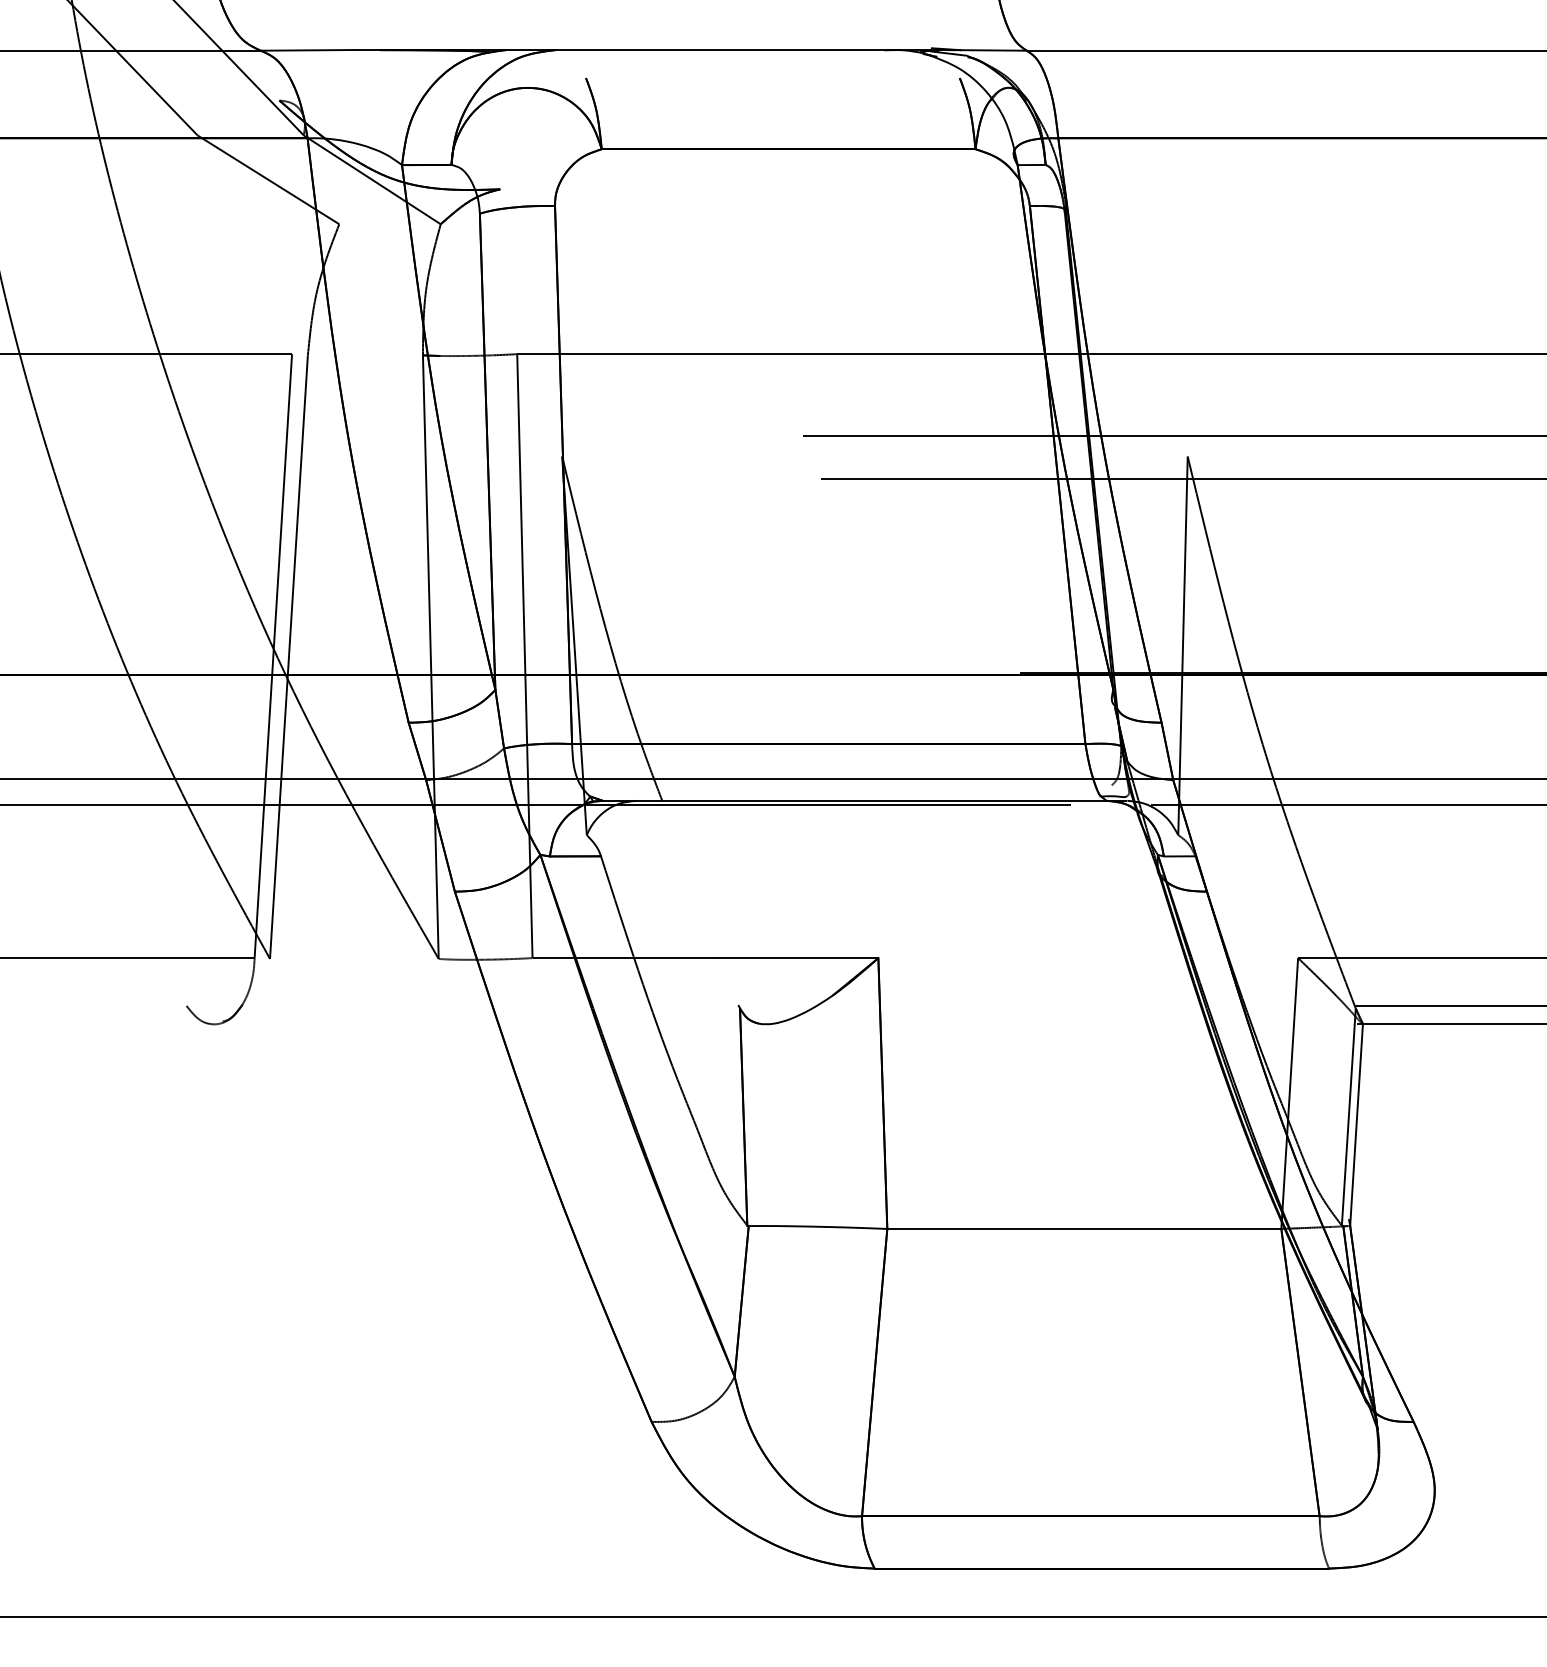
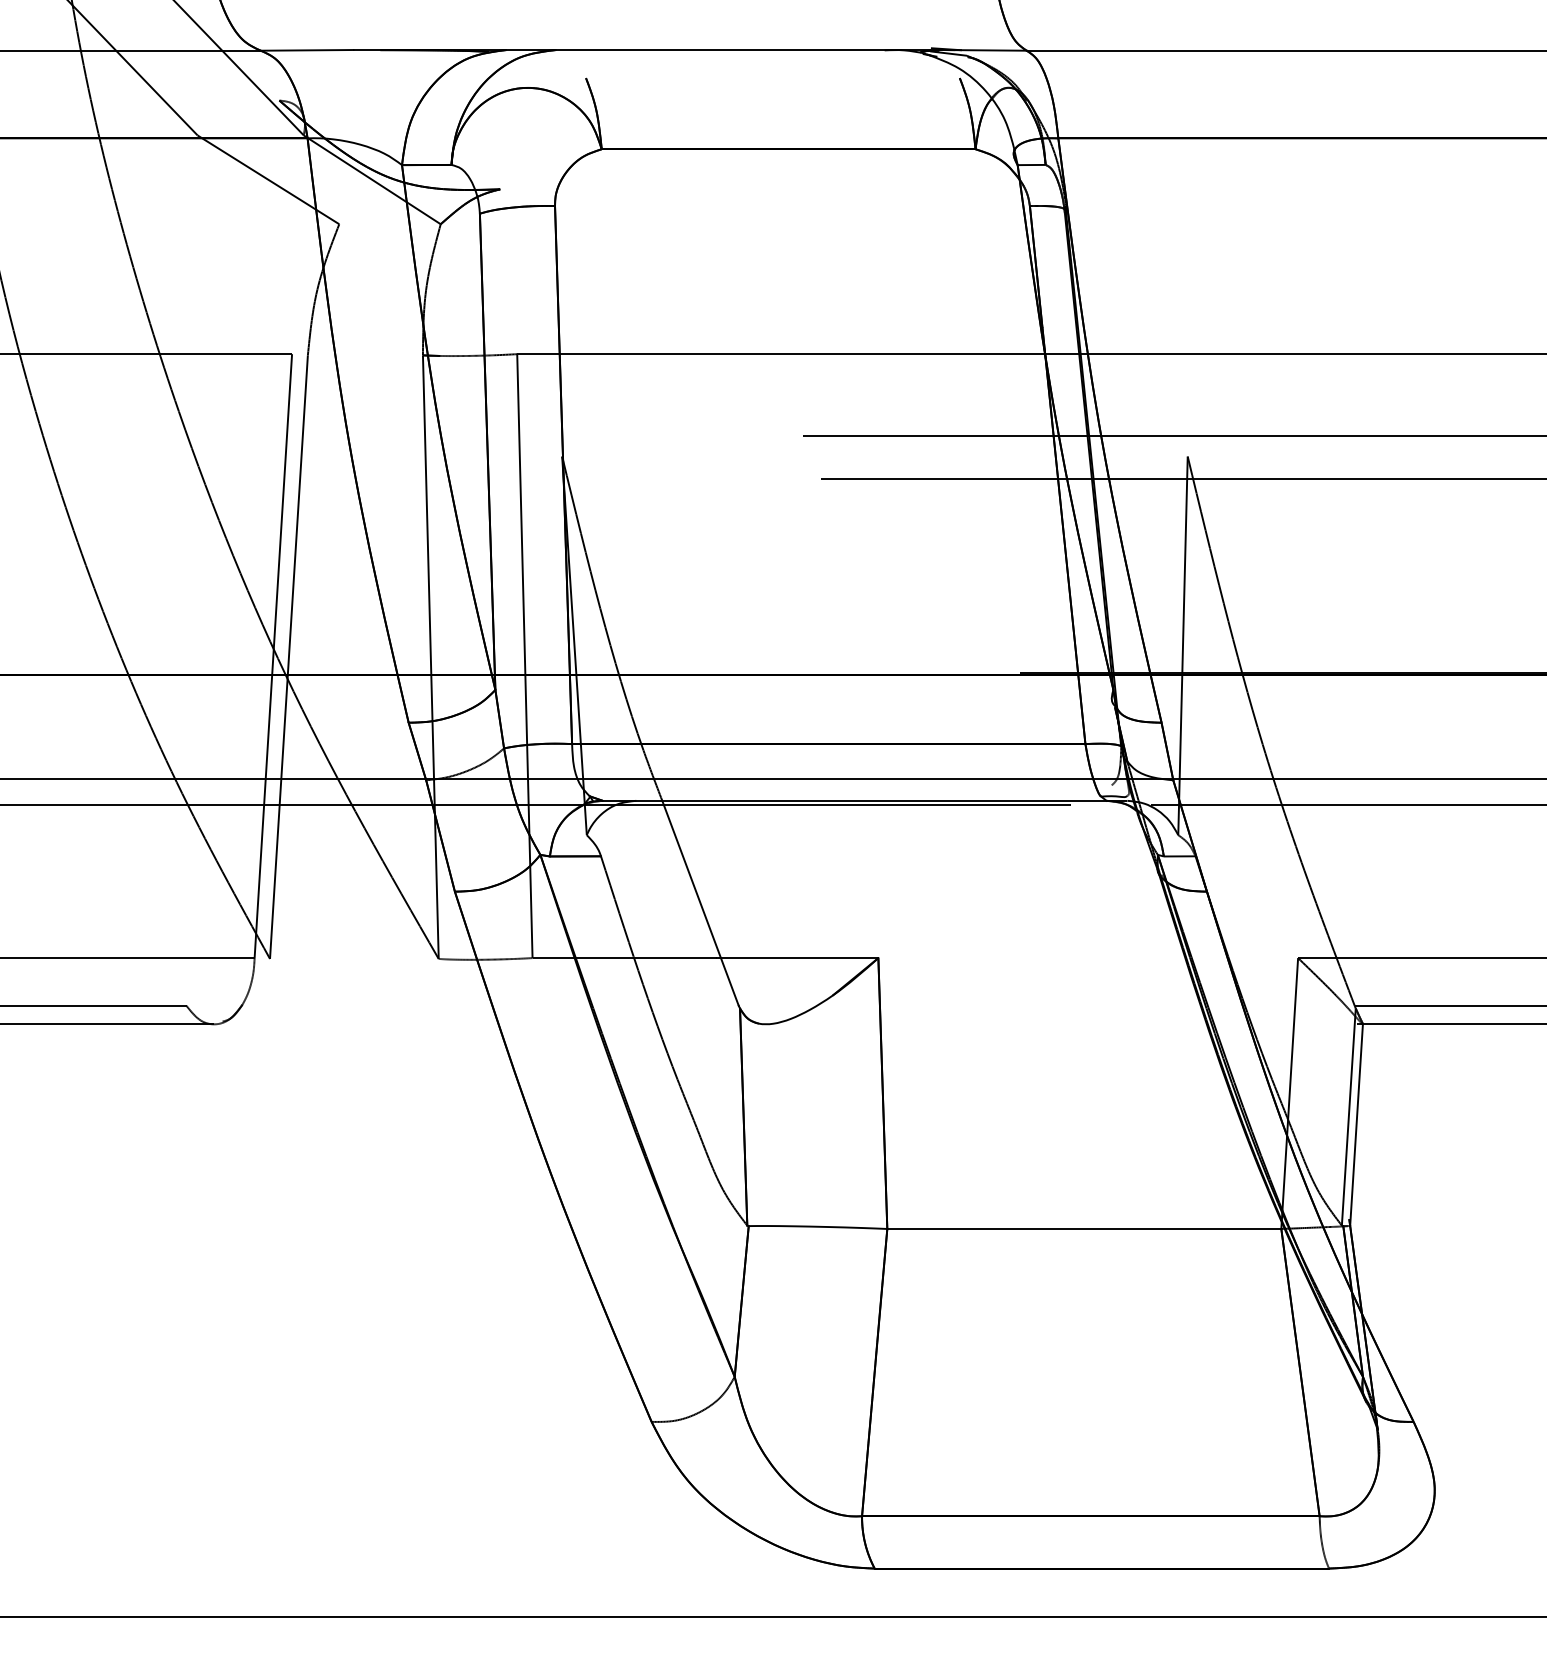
line: none -> present (700, 902)
line: none -> present (94, 1005)
line: none -> present (108, 1024)
